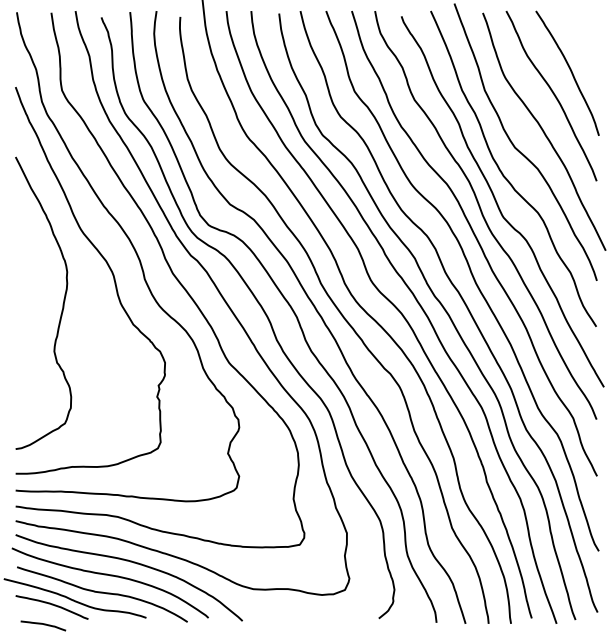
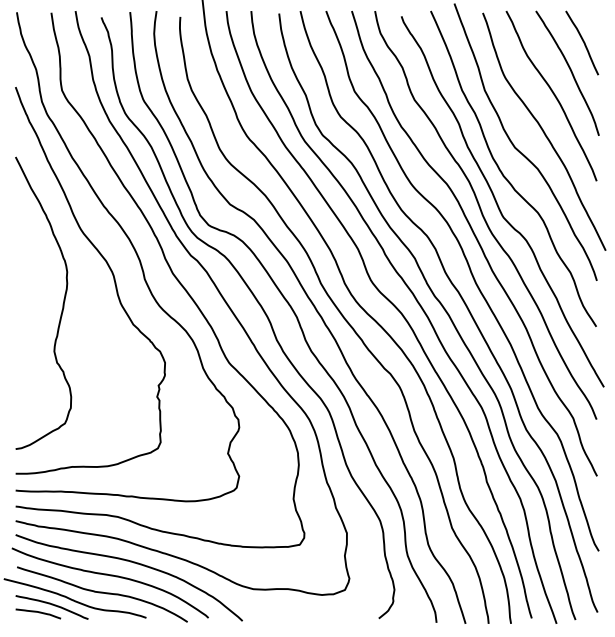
curve: none -> present (582, 41)
curve position: (43, 624) -> (38, 612) (38, 612)
